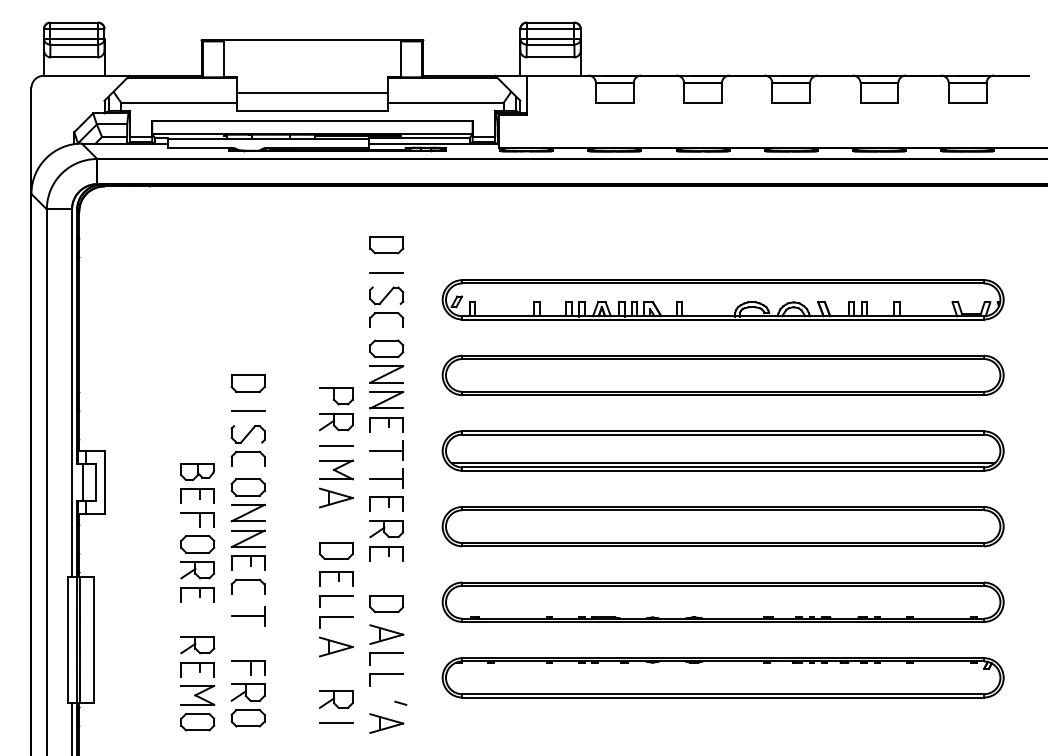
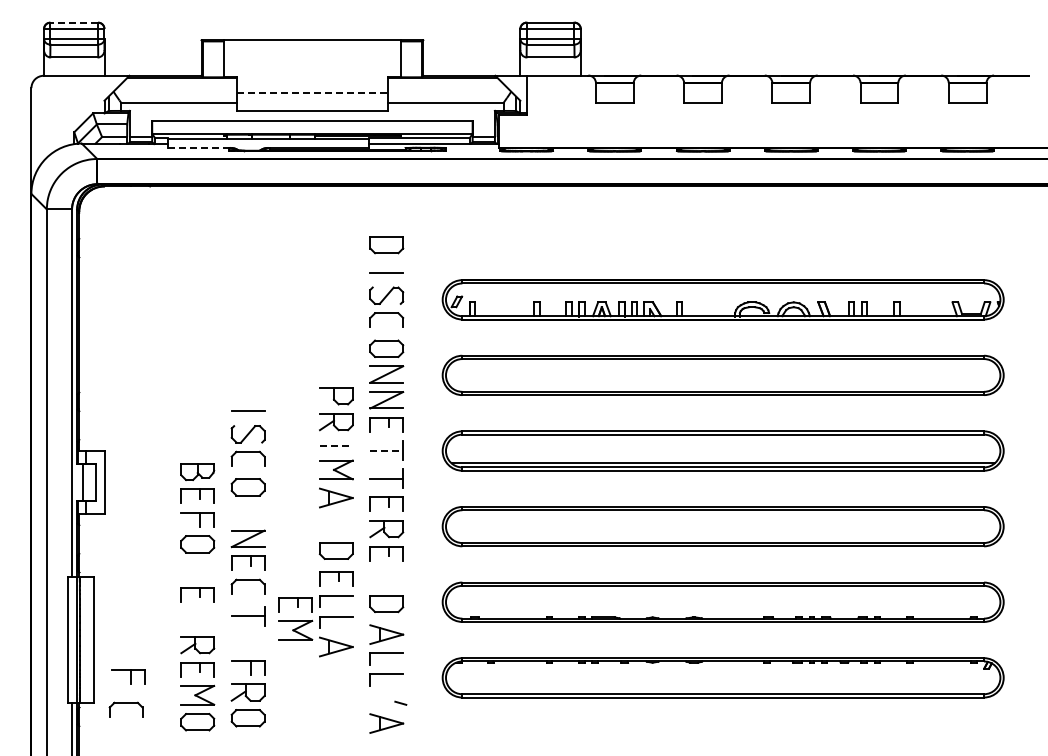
line: solid -> dashed (74, 22)
line: solid -> dashed (312, 93)
line: solid -> dashed (199, 148)
part: present -> none (247, 383)
line: solid -> dashed (336, 445)
line: solid -> dashed (387, 450)
part: present -> none (247, 512)
part: present -> none (197, 570)
part: none -> present (295, 618)
part: none -> present (128, 676)
part: present -> none (335, 699)
part: none -> present (125, 709)
line: present -> none (335, 723)
